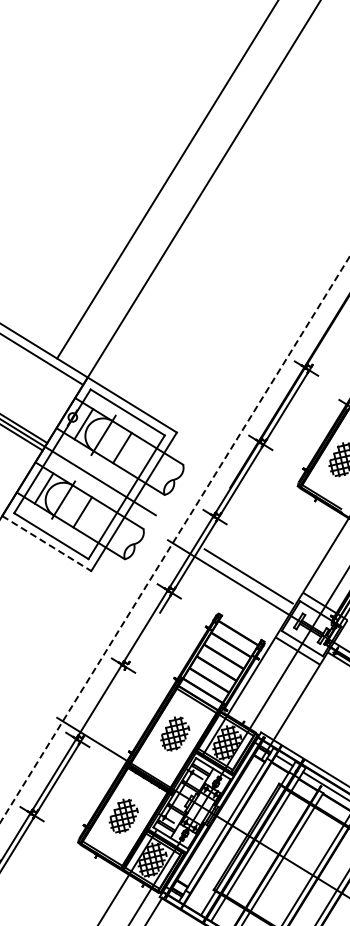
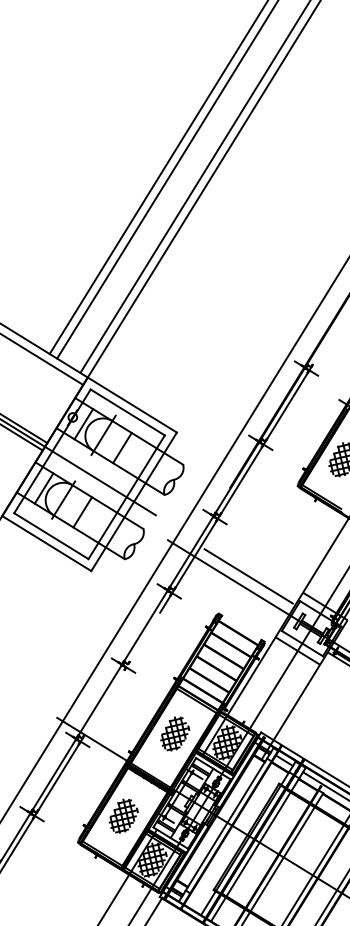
line: none -> present (157, 178)
line: none -> present (194, 187)
line: dashed -> solid (174, 539)
line: dashed -> solid (47, 543)
